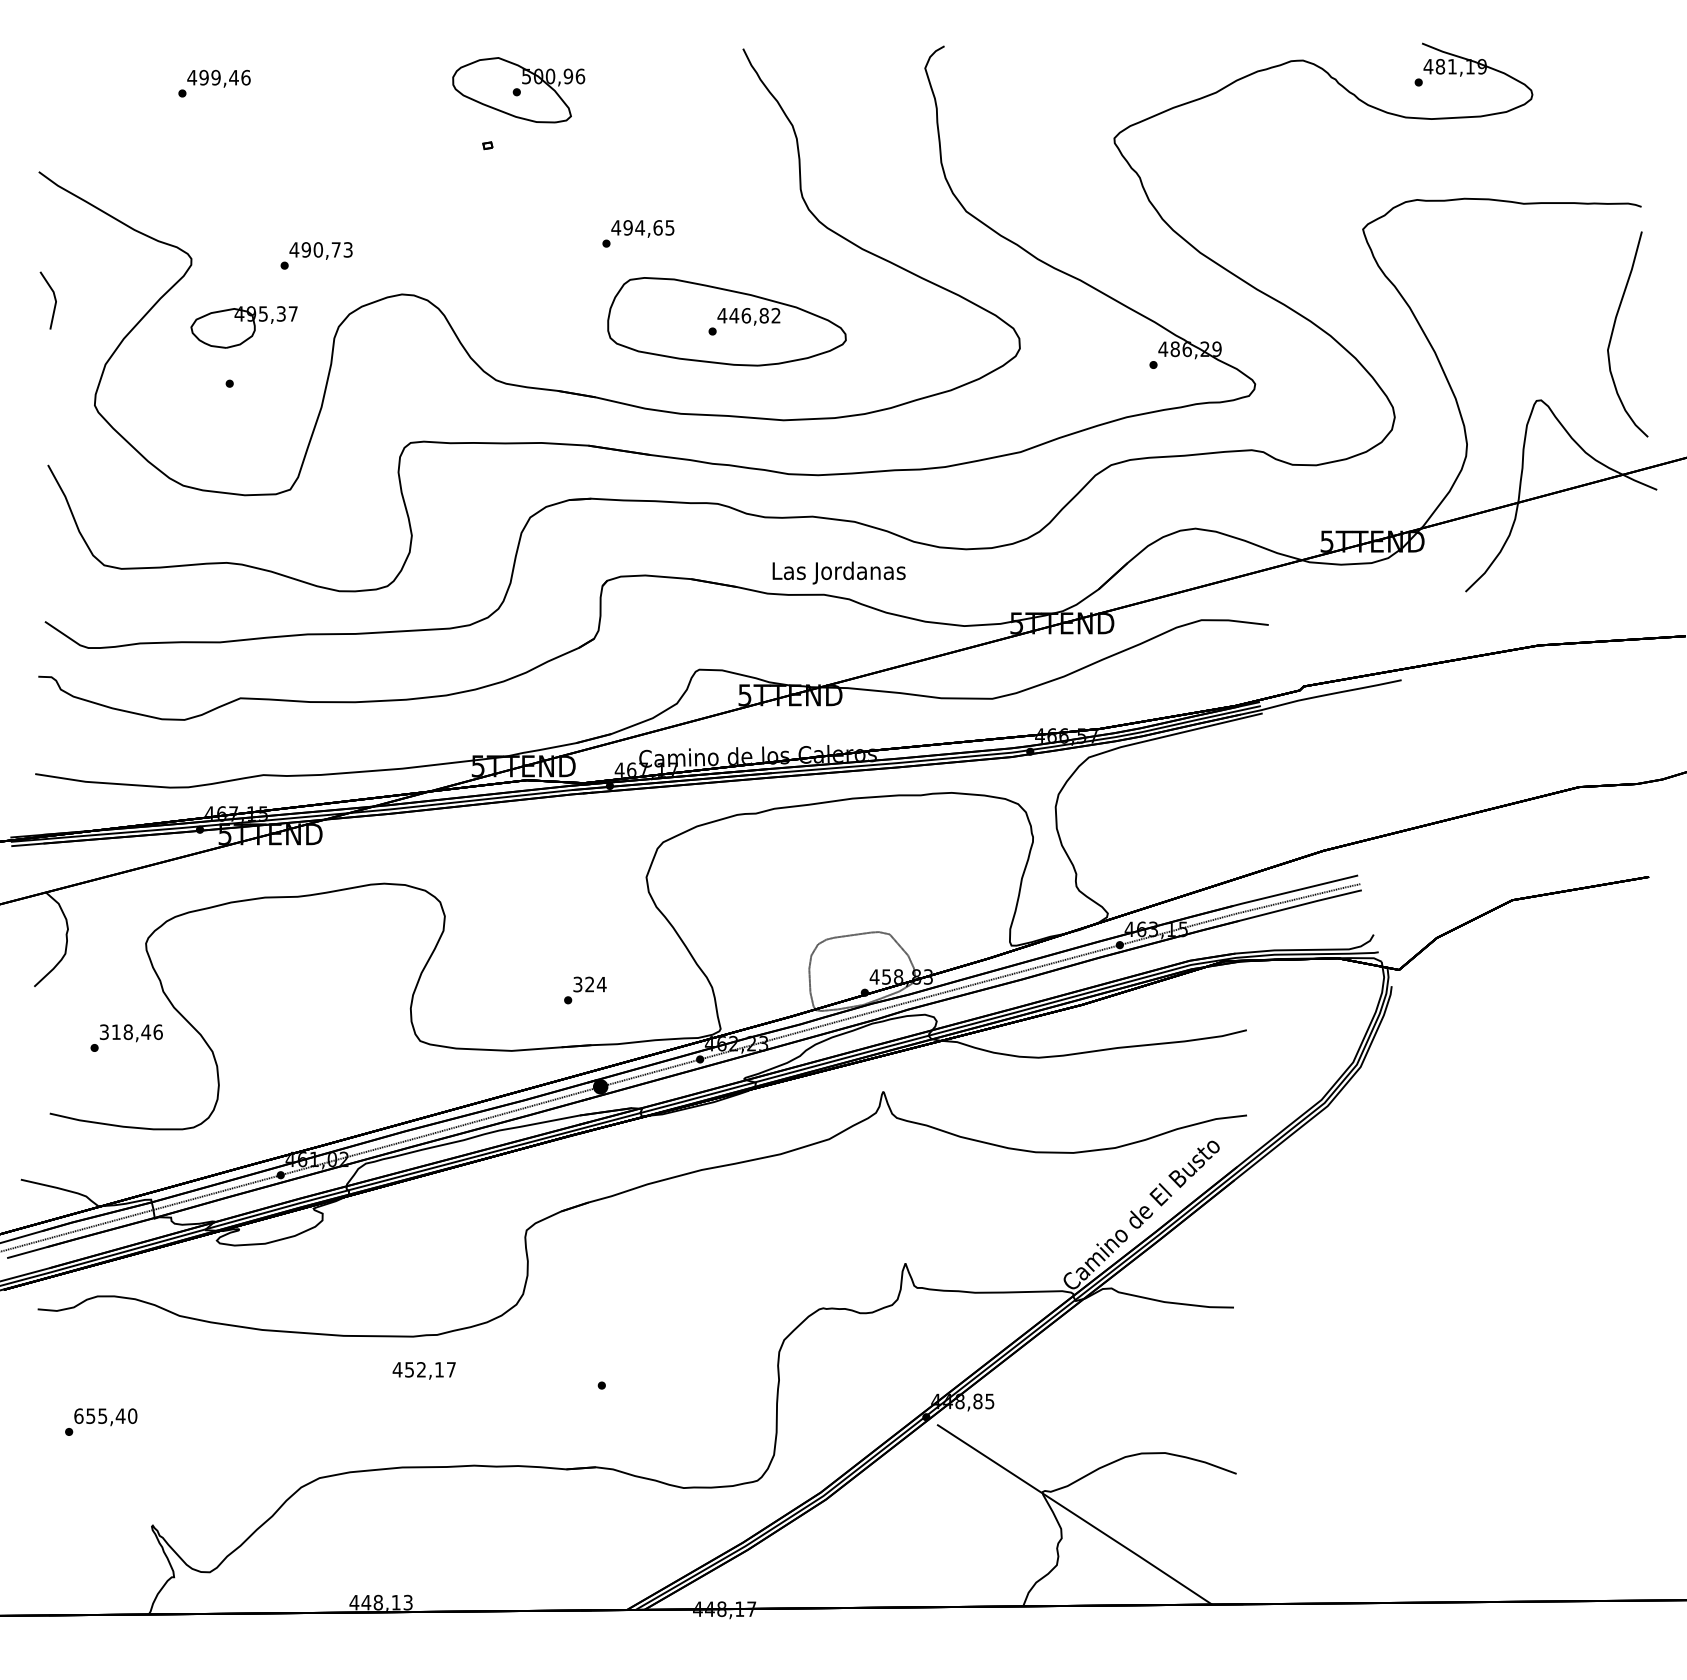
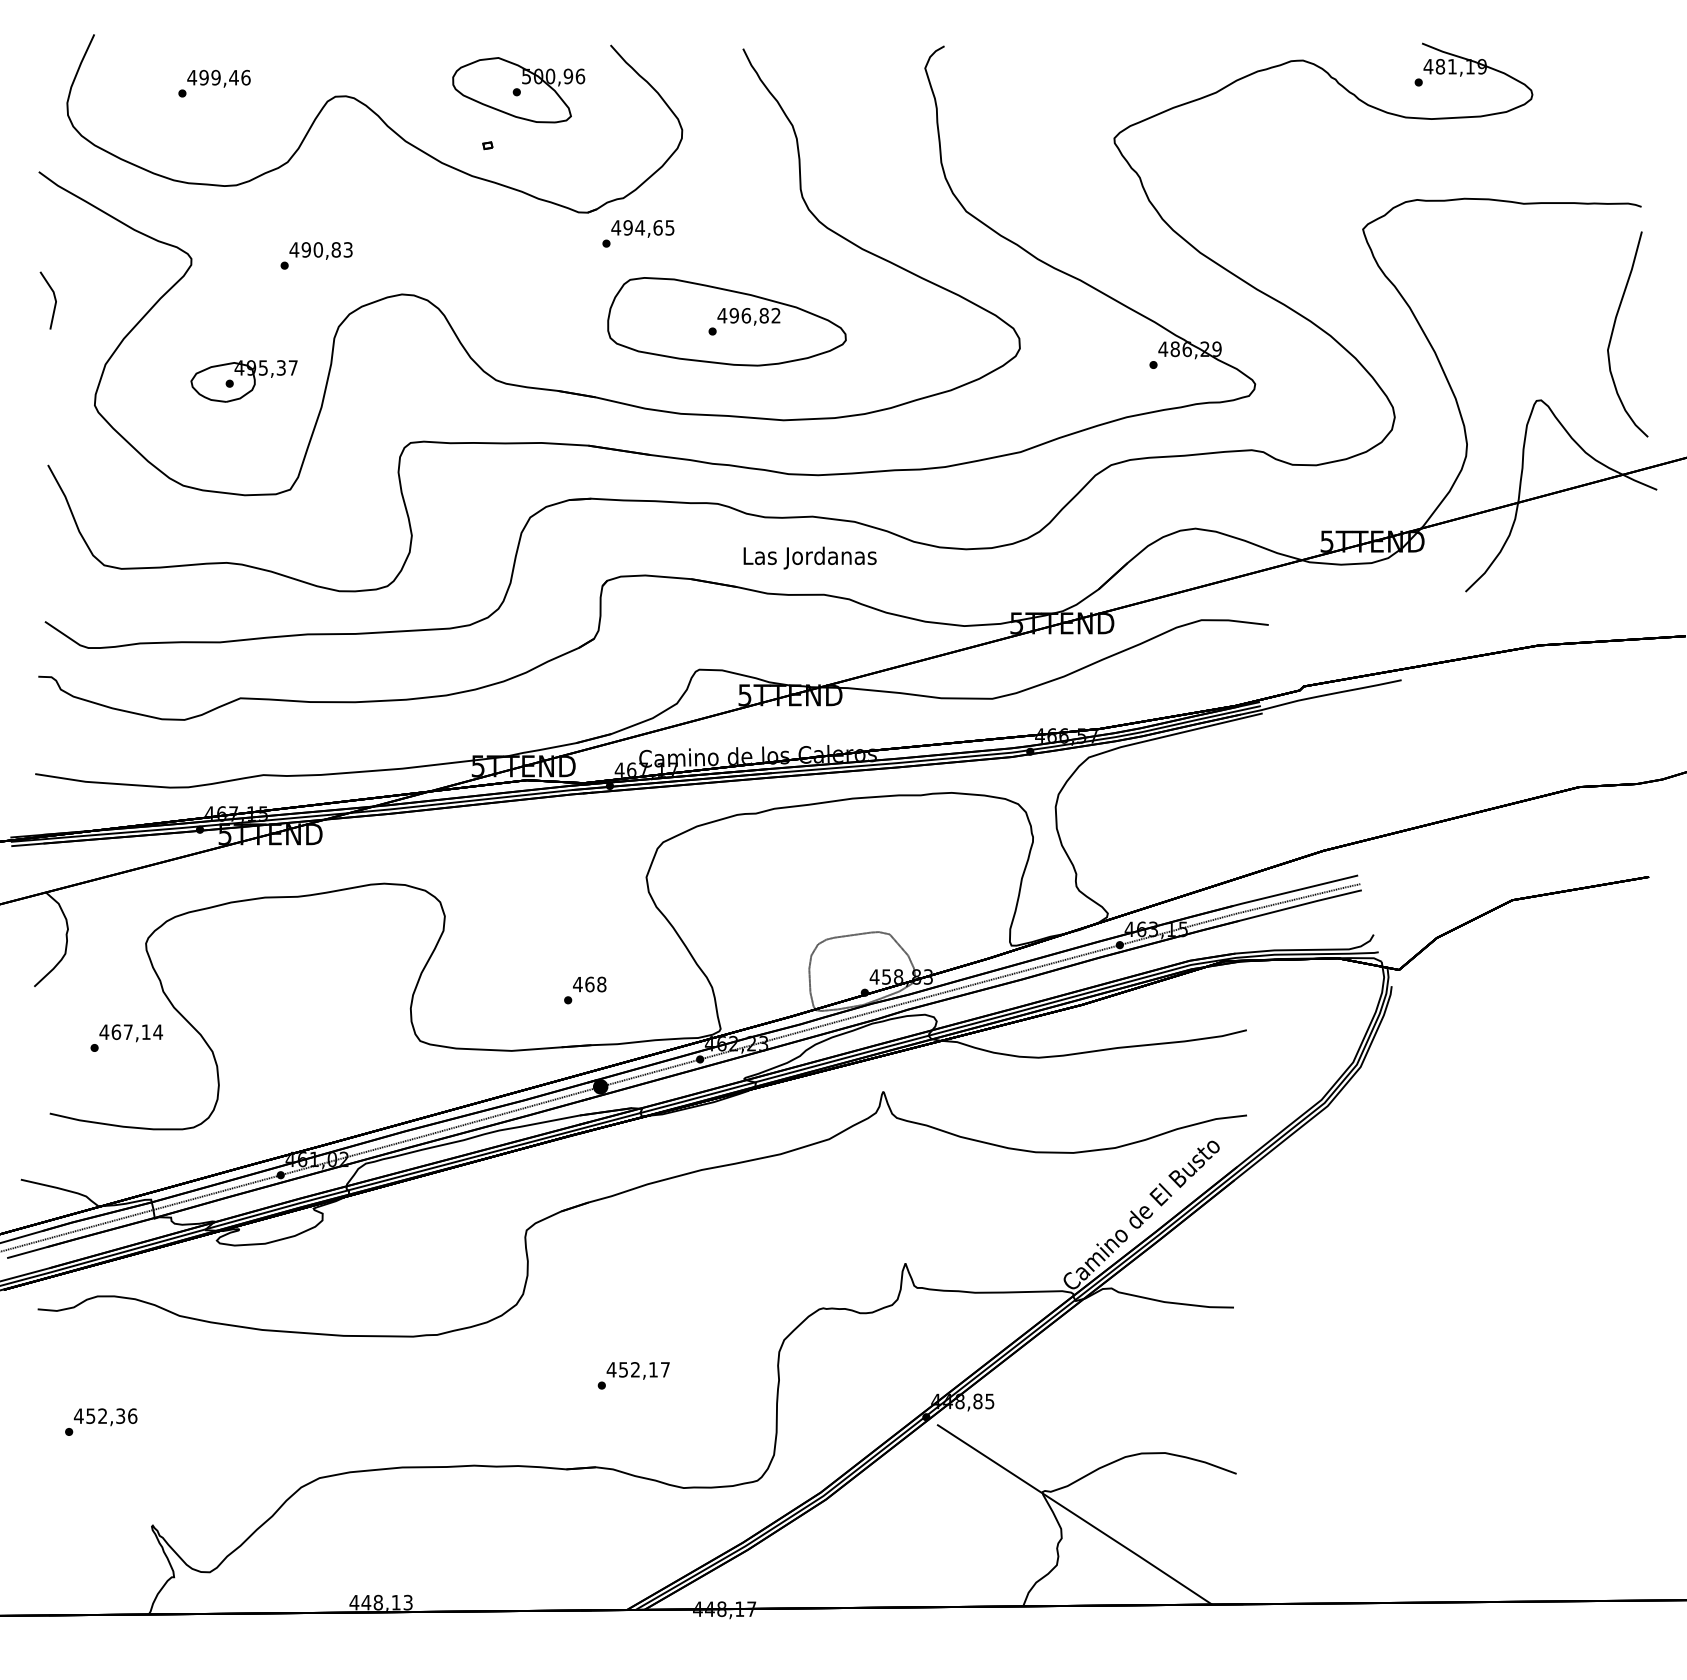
part: none -> present (379, 118)
text: 490,73 -> 490,83 (335, 249)
text: 446,82 -> 496,82 (734, 315)
part position: (243, 327) -> (243, 381) (243, 381)
text position: (838, 572) -> (809, 557) (809, 557)
text: 324 -> 468 (589, 984)
text: 318,46 -> 467,14 (131, 1032)
text position: (423, 1370) -> (637, 1370) (637, 1370)
text: 655,40 -> 452,36 (105, 1415)
